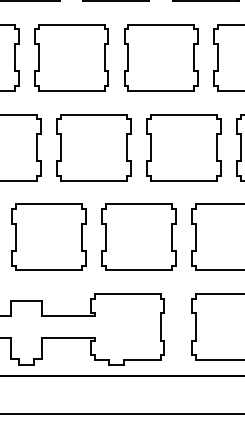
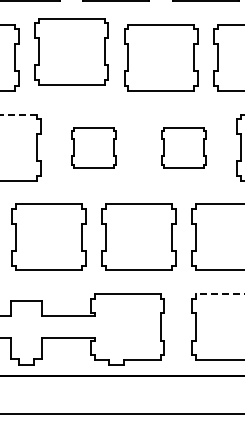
part position: (71, 57) -> (71, 51) (71, 51)
line: solid -> dashed (18, 114)
part size: 76x68 px -> 46x42 px (93, 147)
part size: 76x68 px -> 46x42 px (183, 147)
line: solid -> dashed (219, 294)
